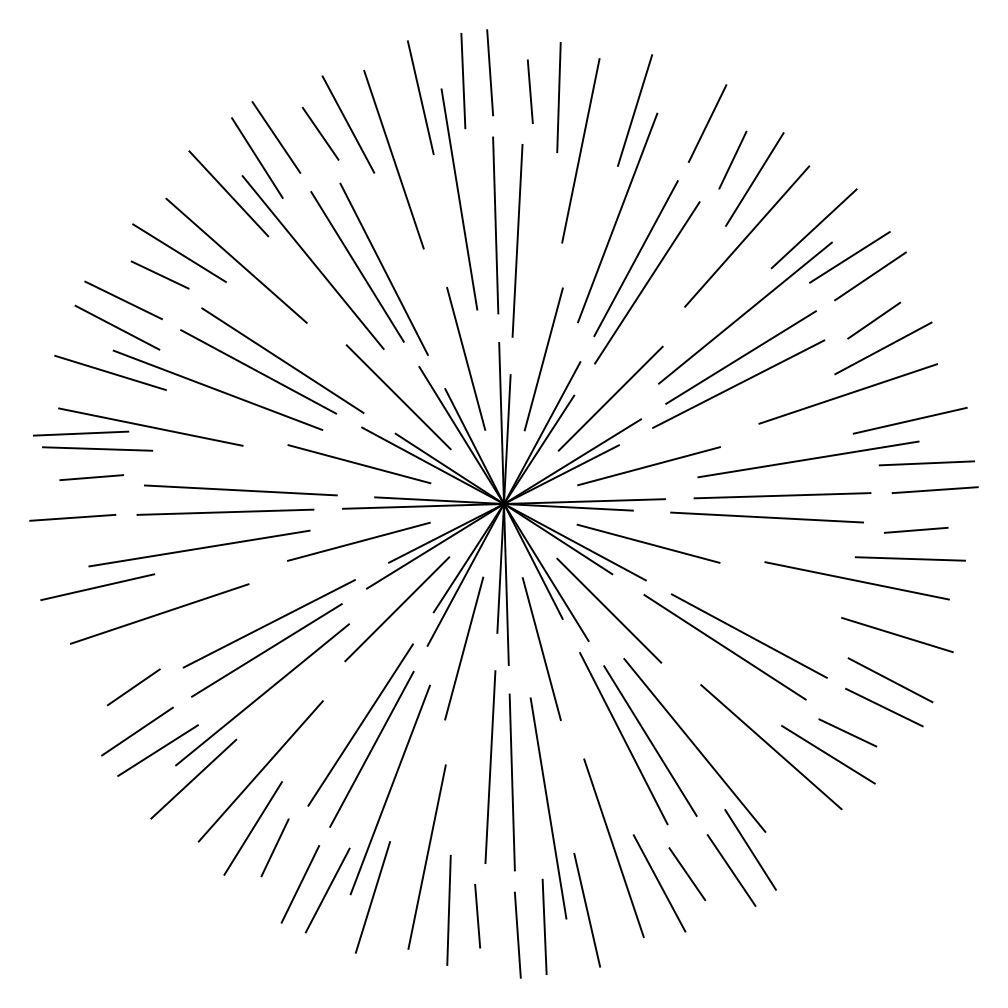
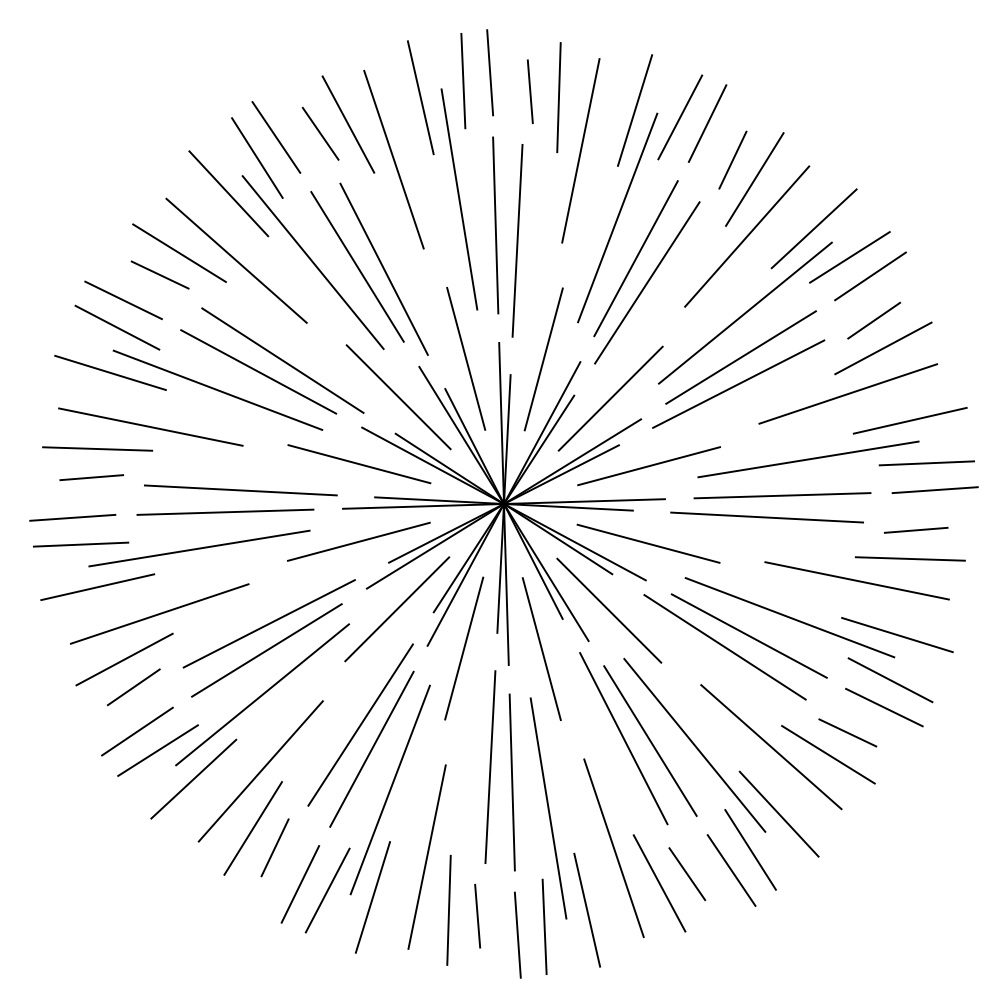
line: none -> present (680, 117)
line position: (81, 433) -> (81, 544) (81, 544)
line: none -> present (789, 617)
line: none -> present (124, 659)
line: none -> present (778, 813)
